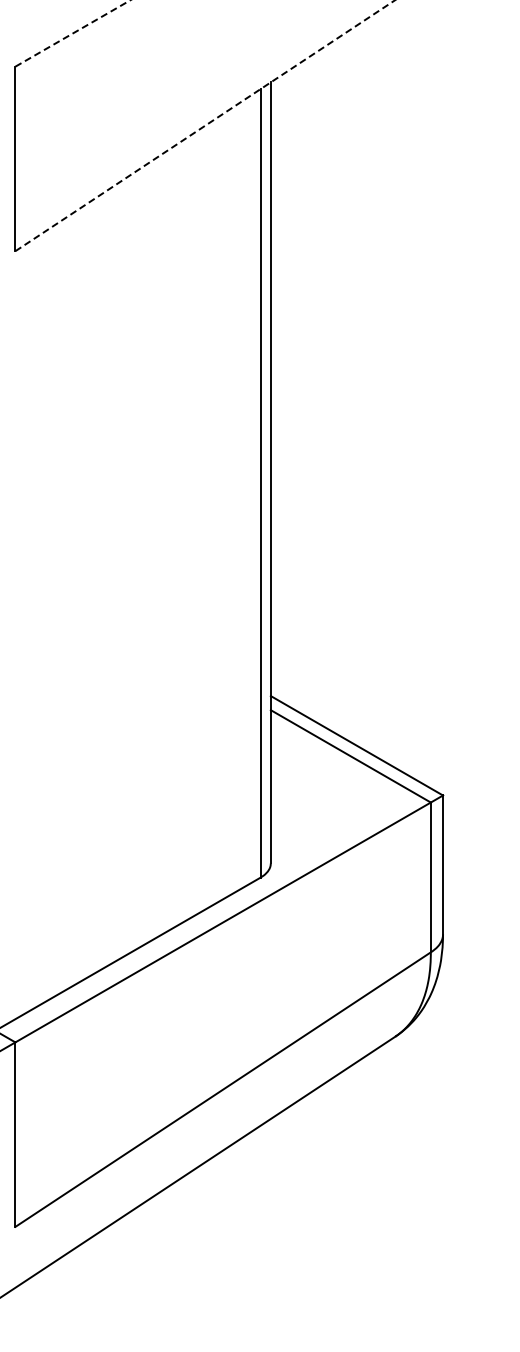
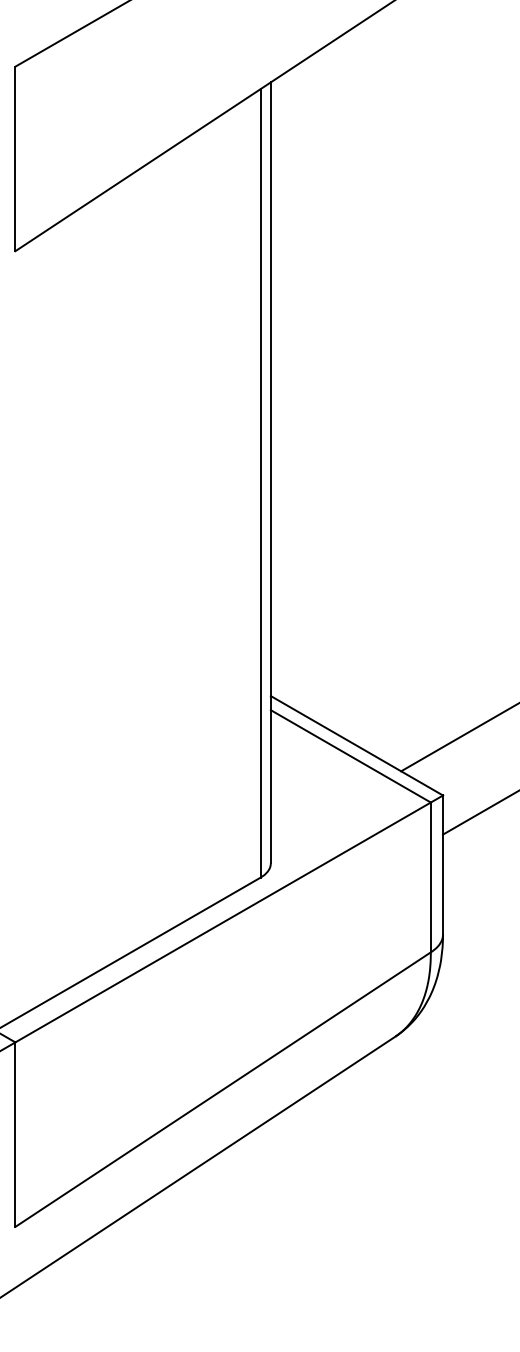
line: dashed -> solid (73, 33)
line: dashed -> solid (205, 125)
line: none -> present (458, 737)
line: none -> present (479, 812)
